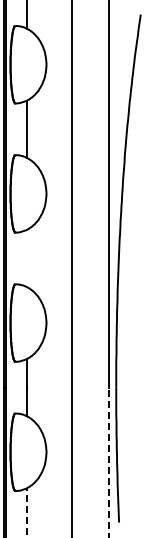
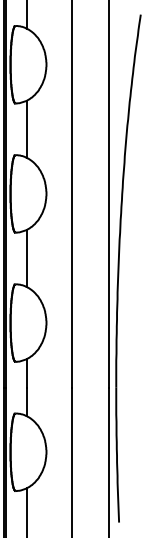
line: none -> present (27, 258)
line: dashed -> solid (109, 462)
line: dashed -> solid (27, 512)
